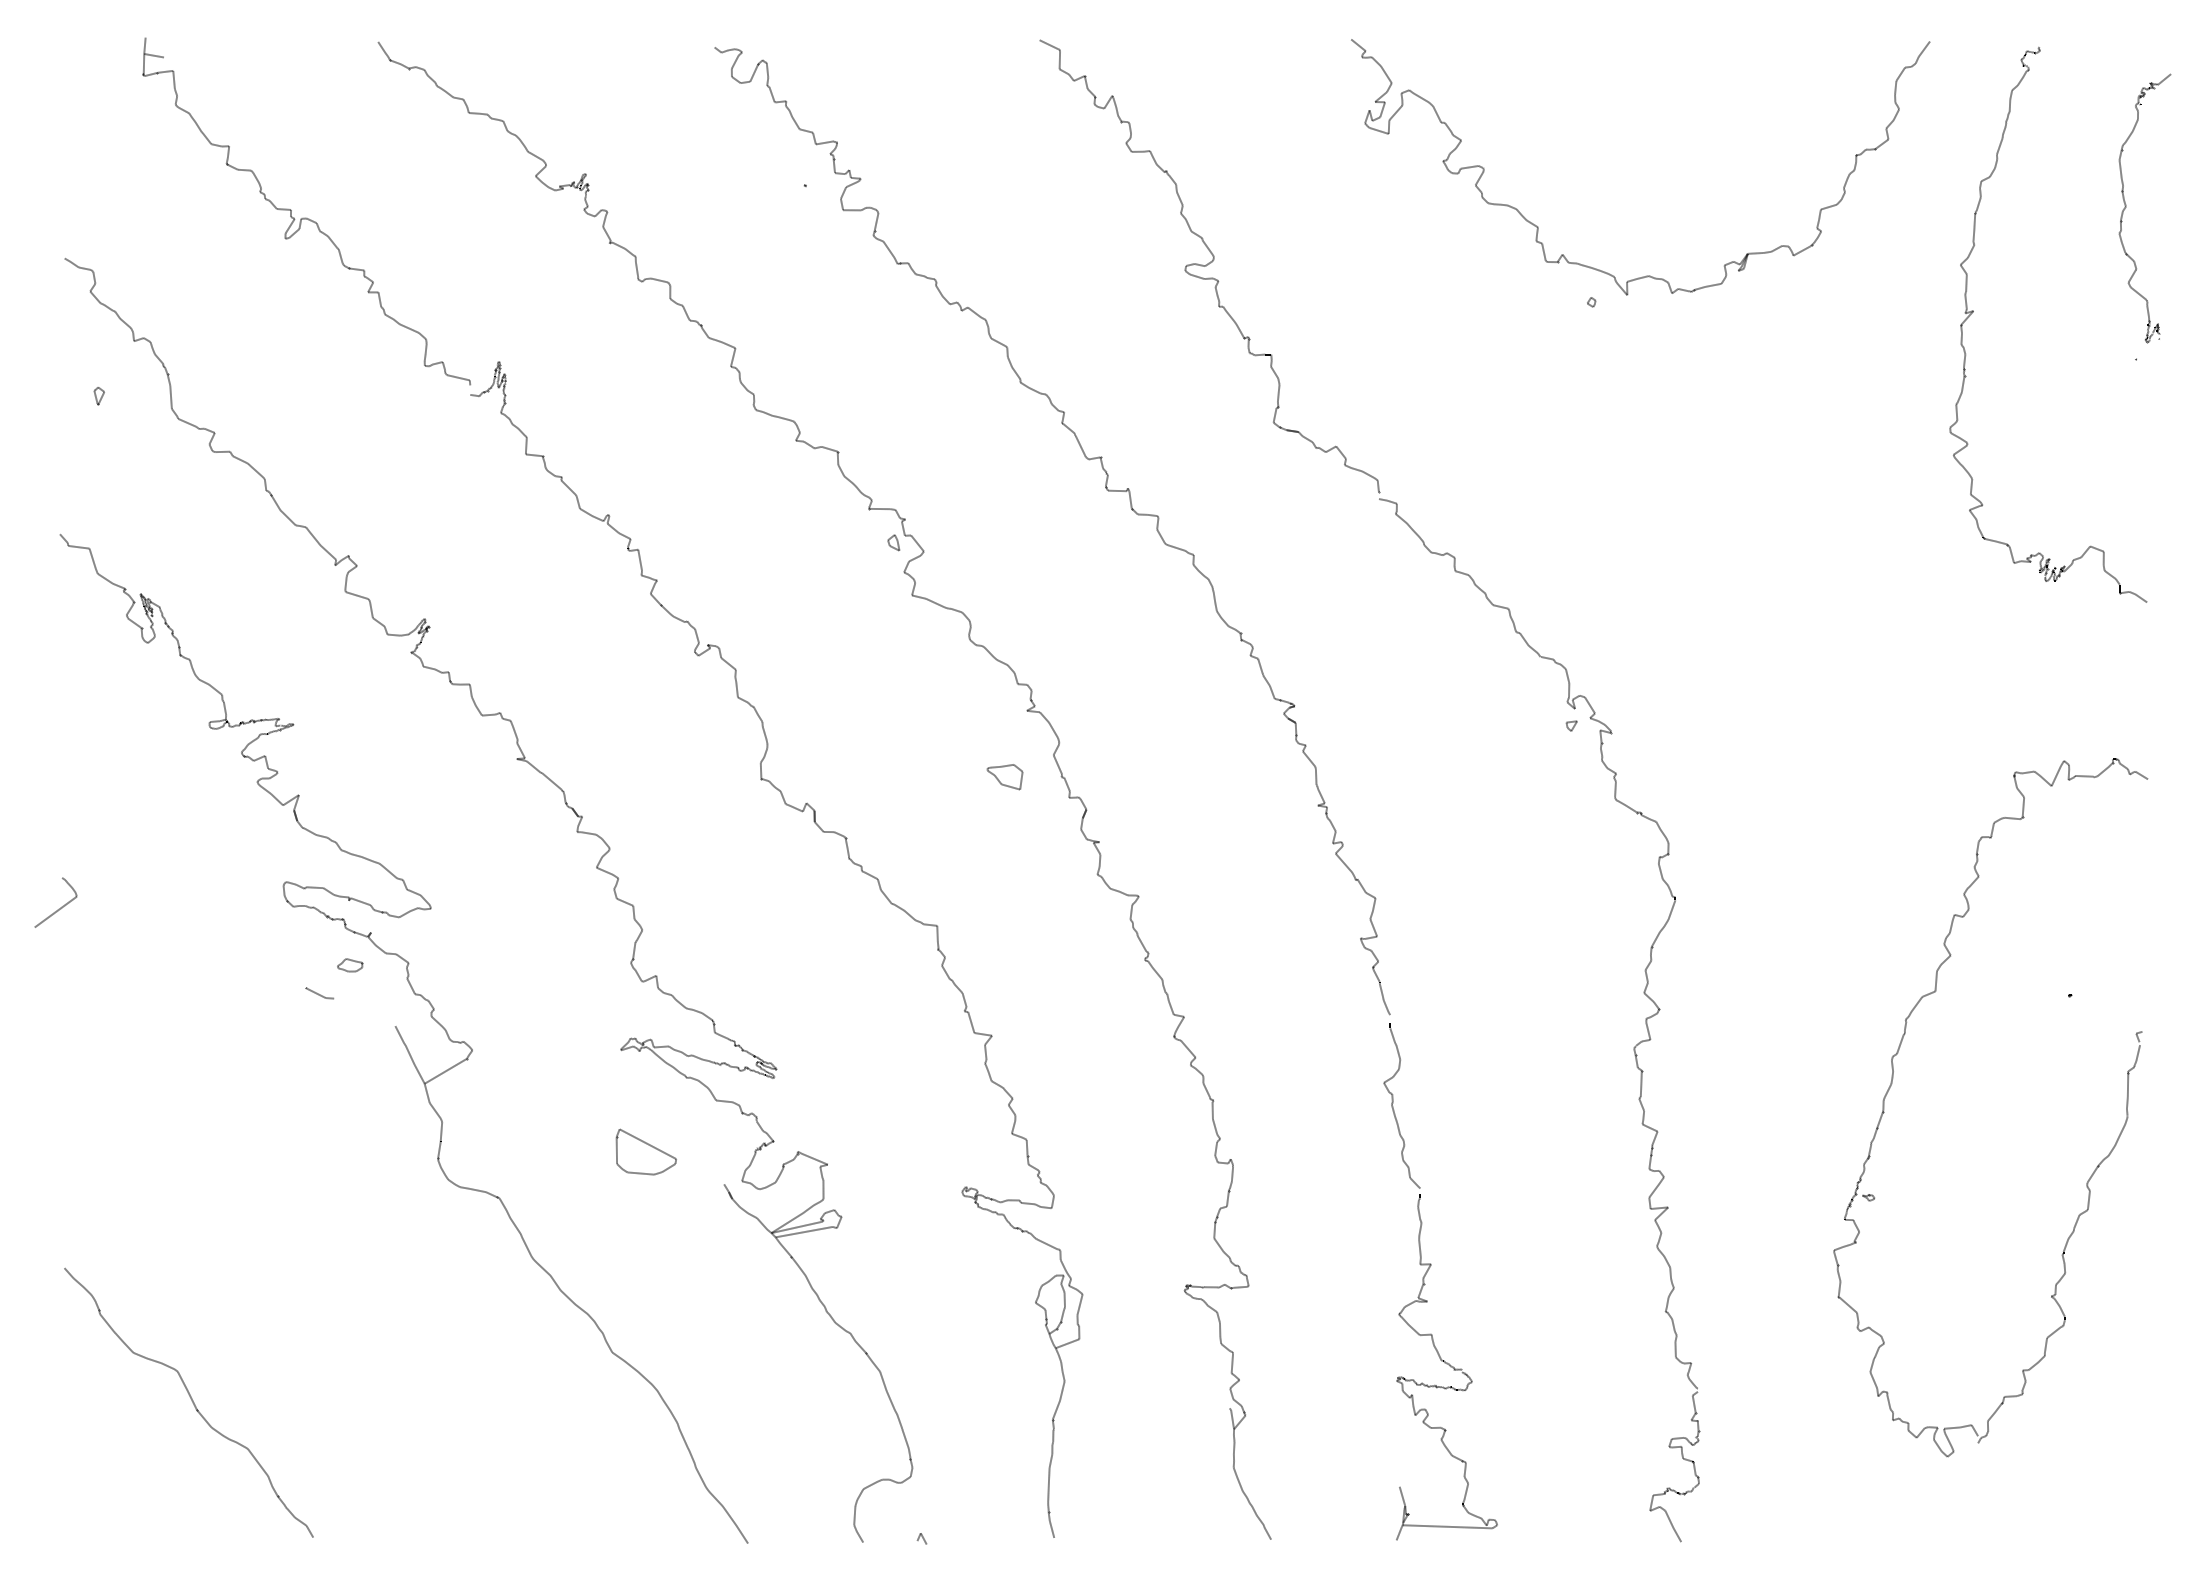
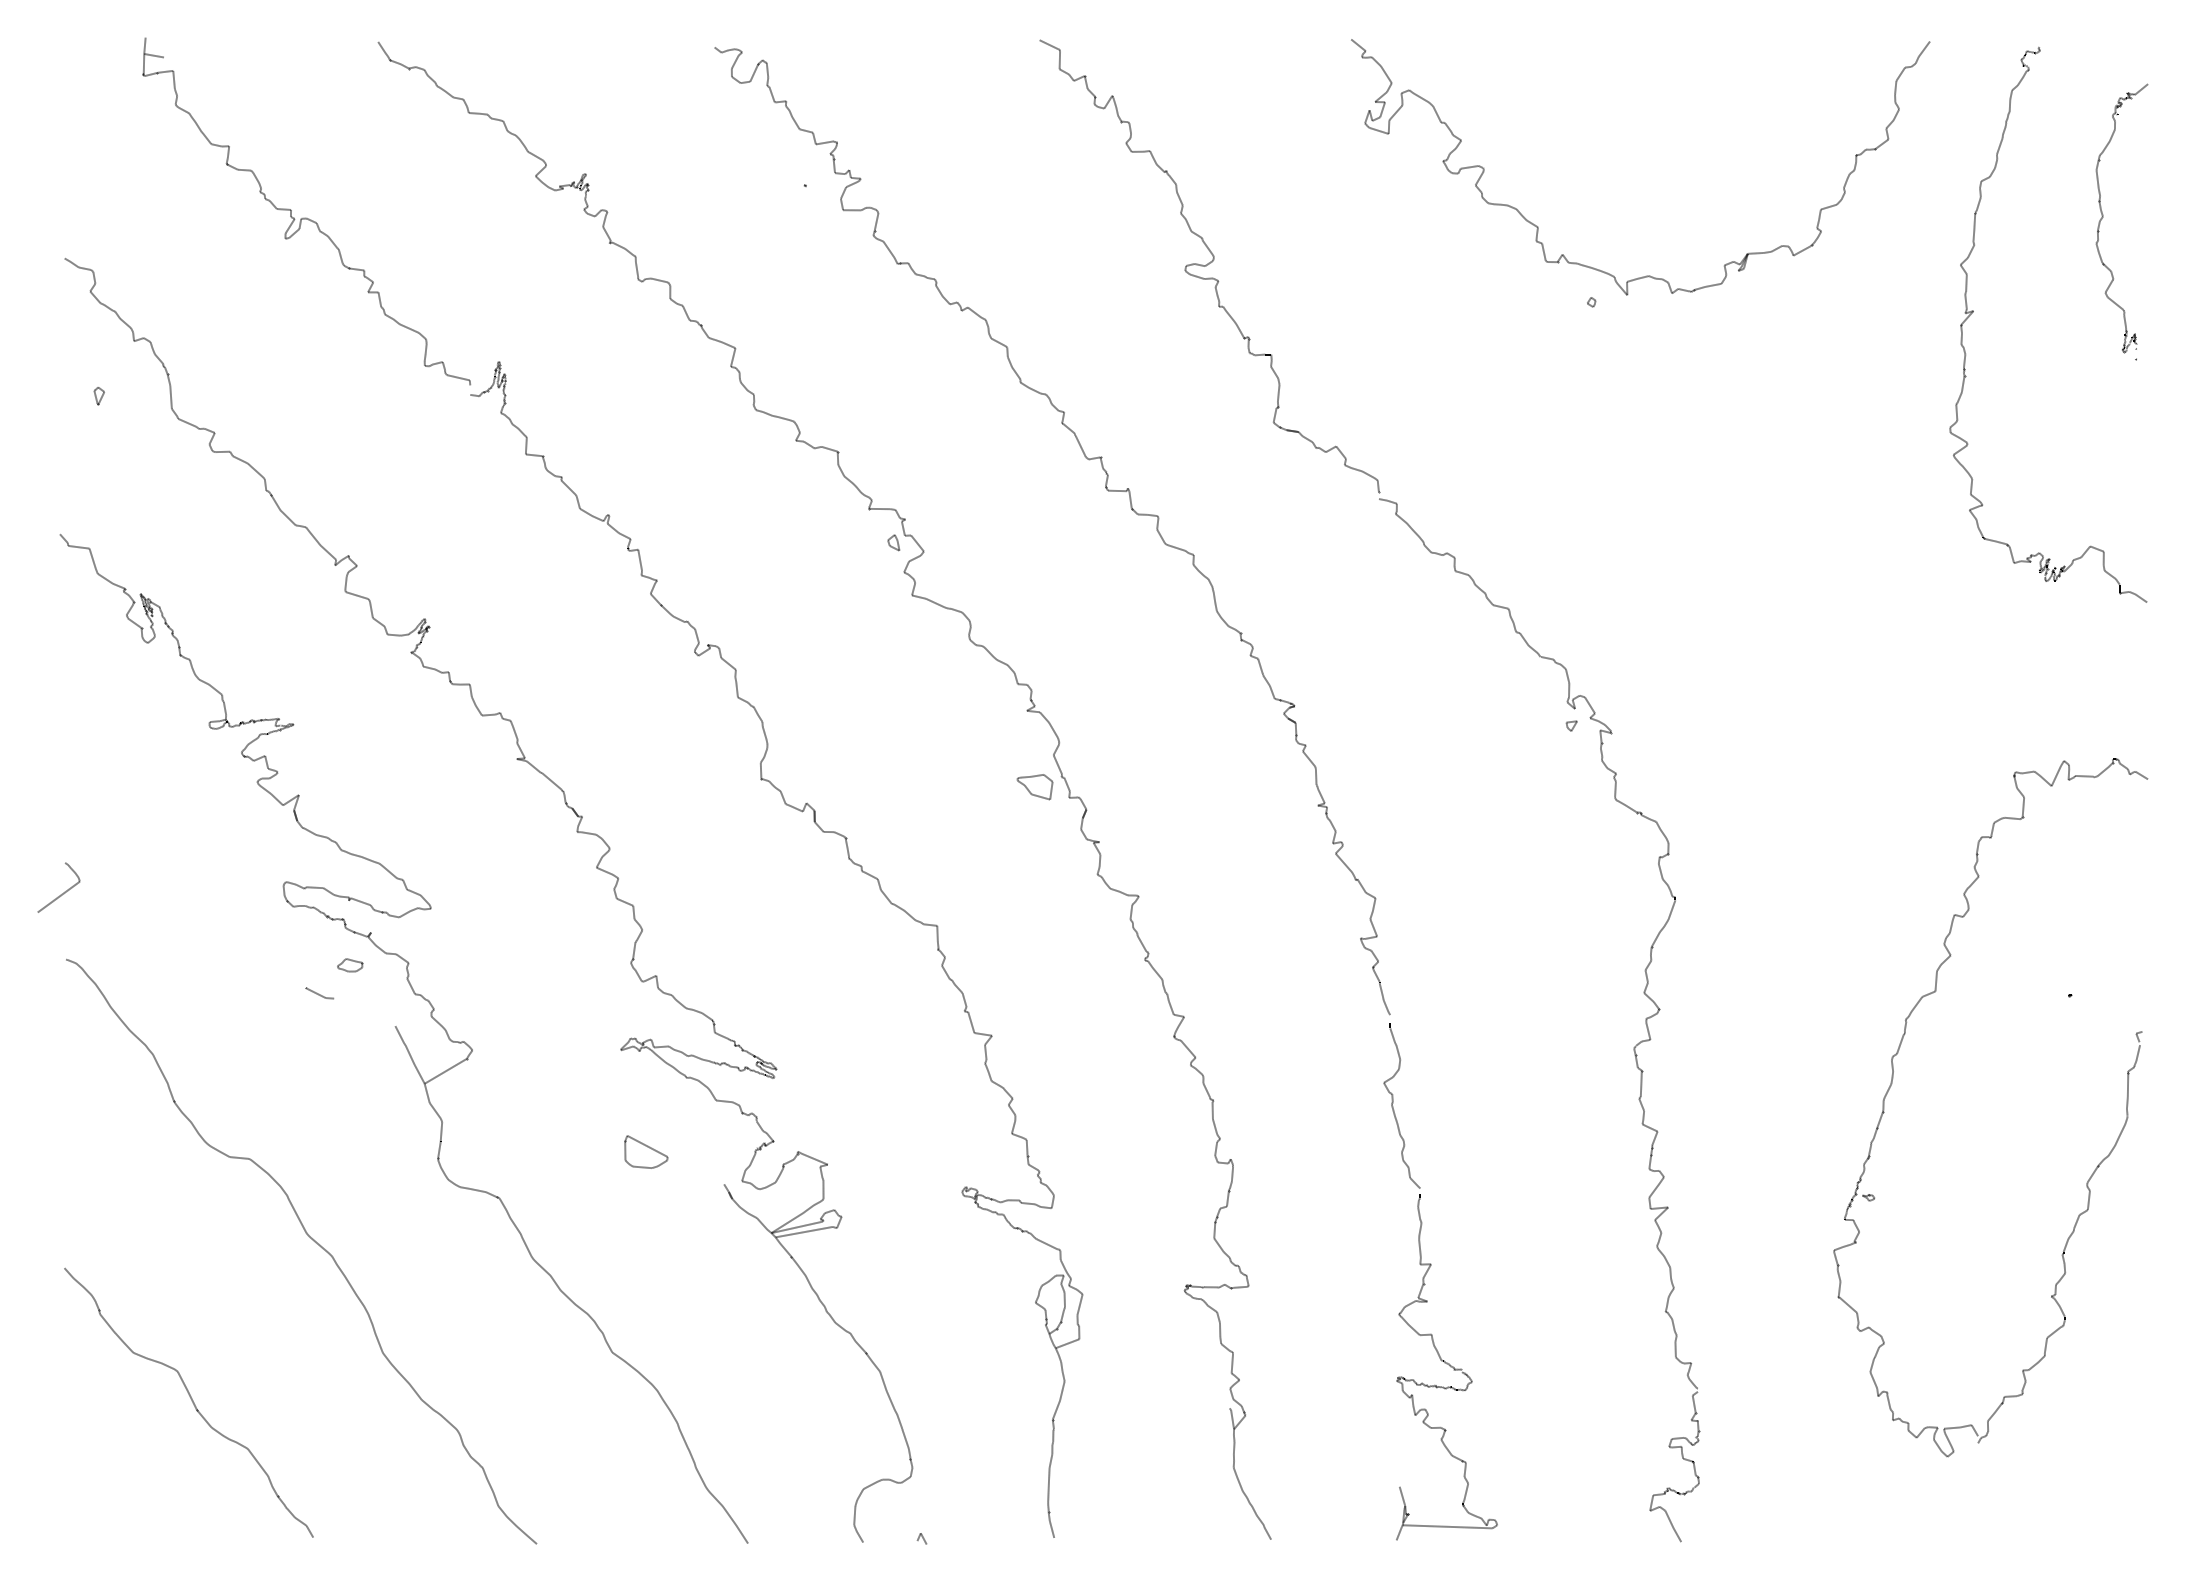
part position: (2126, 207) -> (2103, 217) (2103, 217)
part position: (1004, 777) -> (1034, 787) (1034, 787)
curve position: (60, 907) -> (63, 892) (63, 892)
part size: 62x48 px -> 45x34 px (646, 1151)
curve: none -> present (312, 1240)
